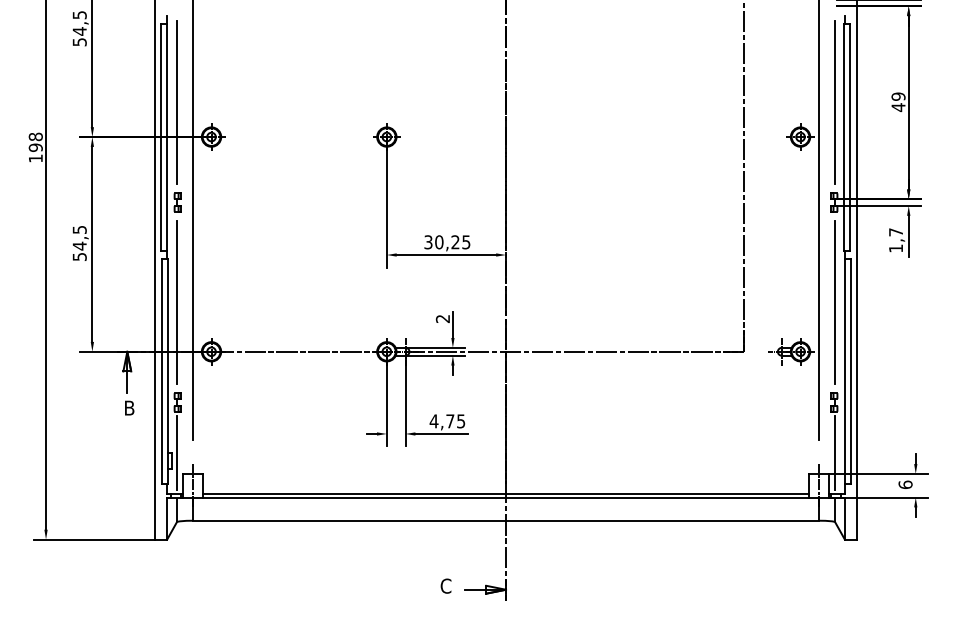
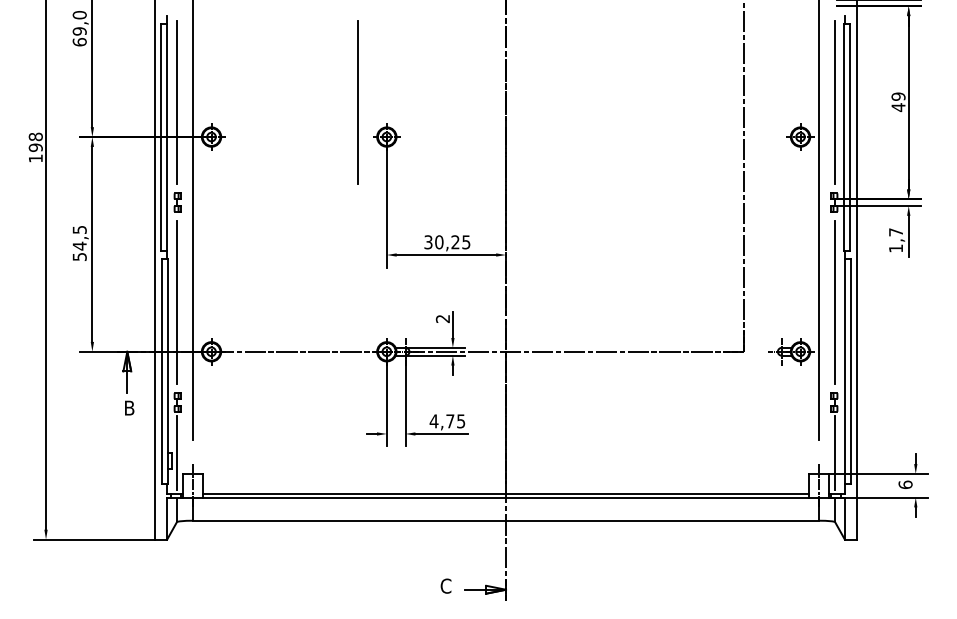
text: 54,5 -> 69,0 (79, 28)
line: none -> present (357, 102)
